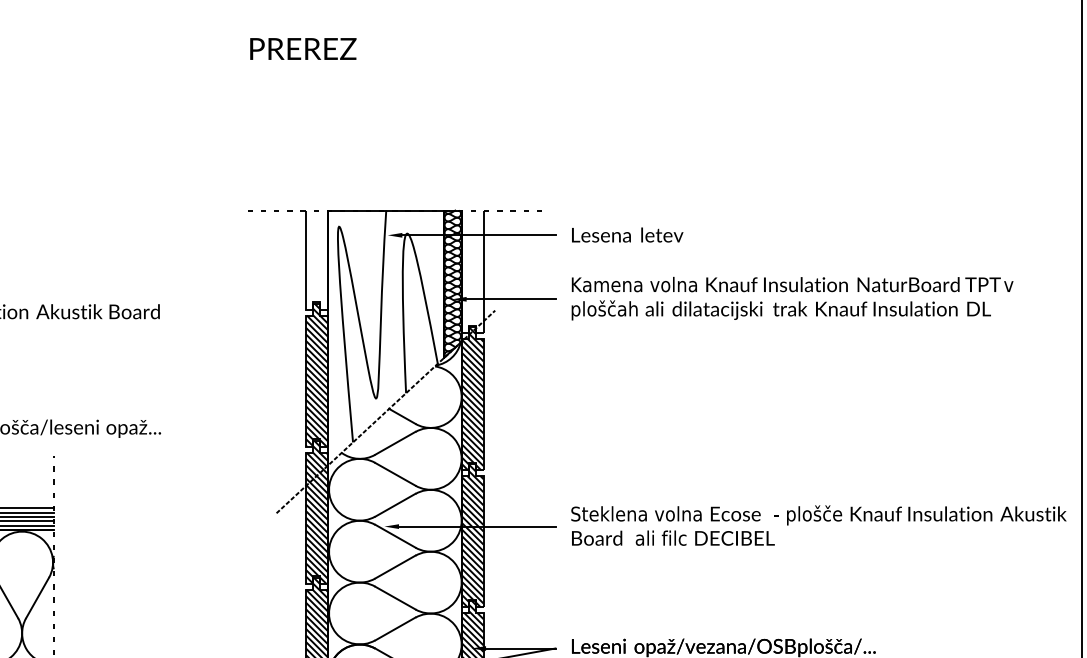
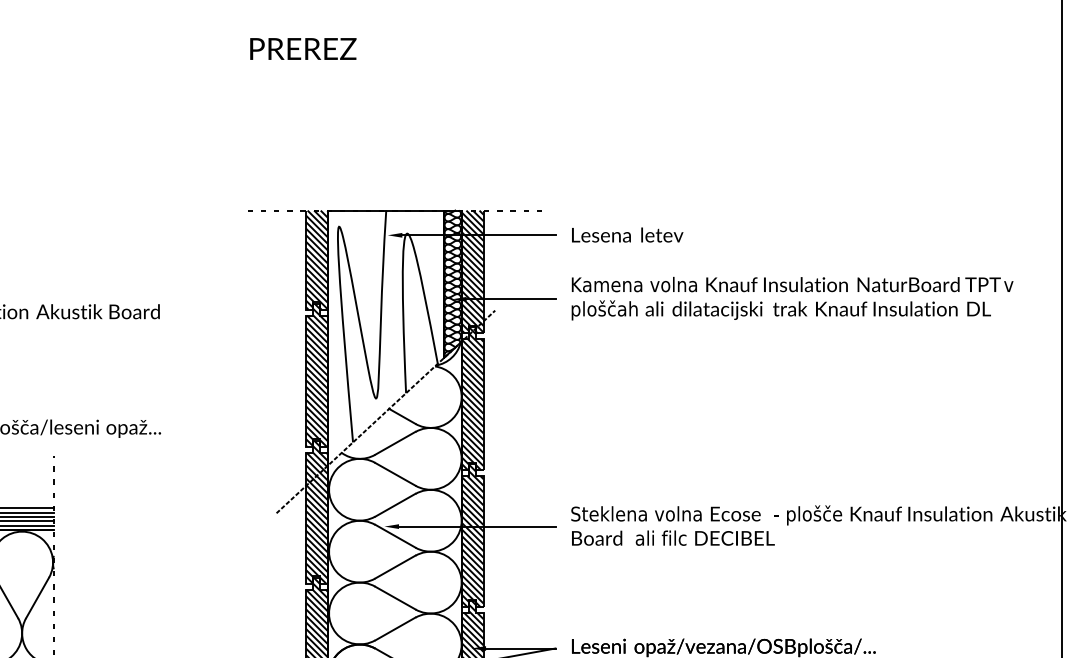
hatch: none -> present (316, 259)
hatch: none -> present (472, 271)
line position: (1082, 328) -> (1062, 328) (1062, 328)
